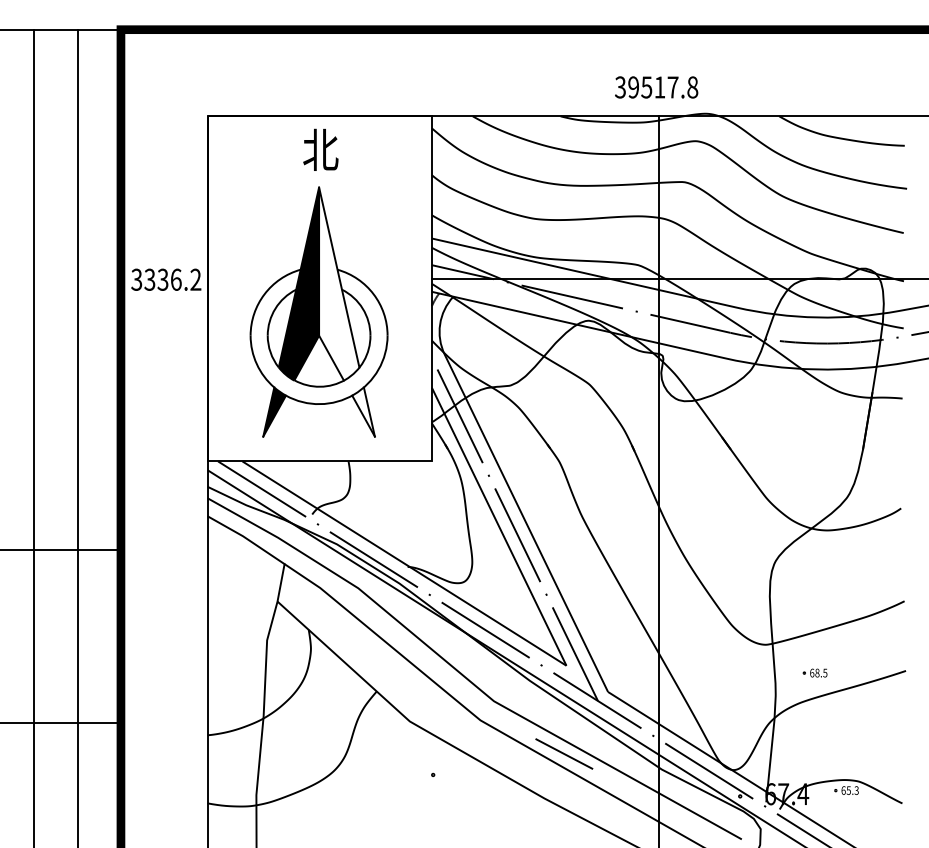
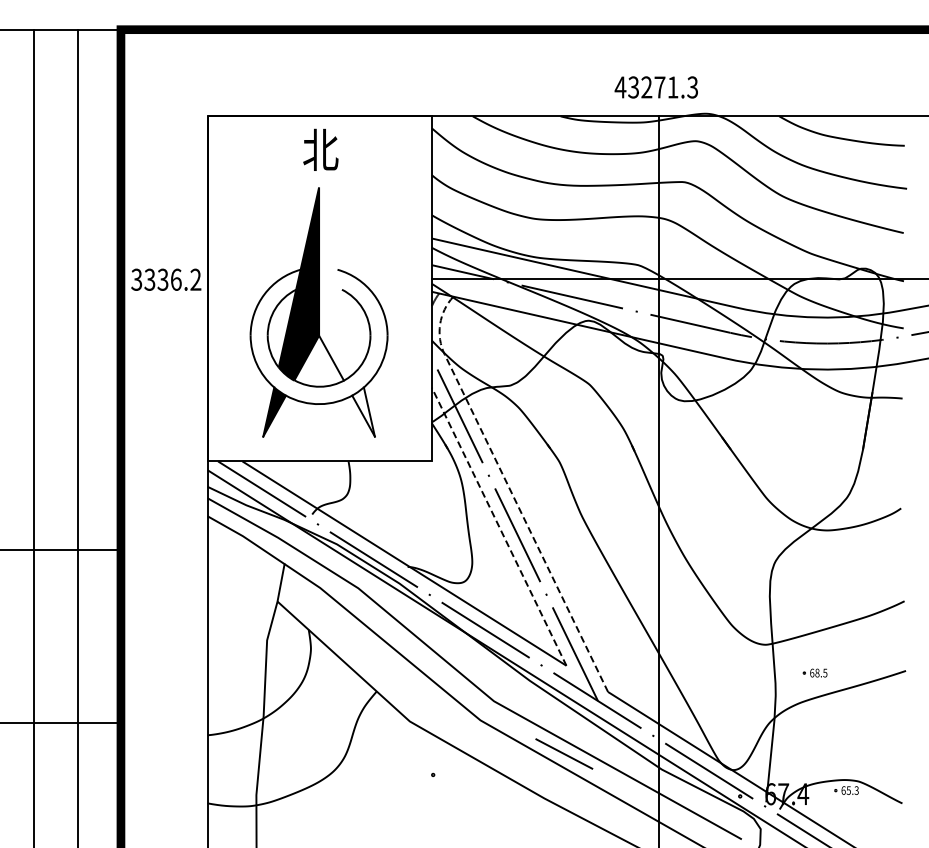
text: 39517.8 -> 43271.3 (656, 87)
line: present -> none (339, 277)
line: solid -> dashed (508, 486)
line: solid -> dashed (498, 526)
